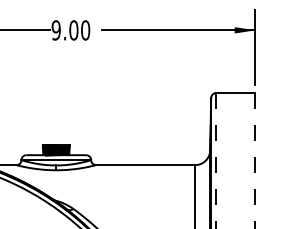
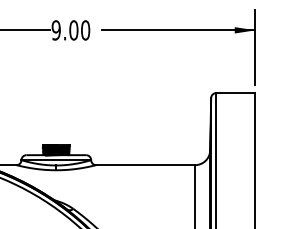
line: dashed -> solid (216, 160)
line: dashed -> solid (255, 160)
